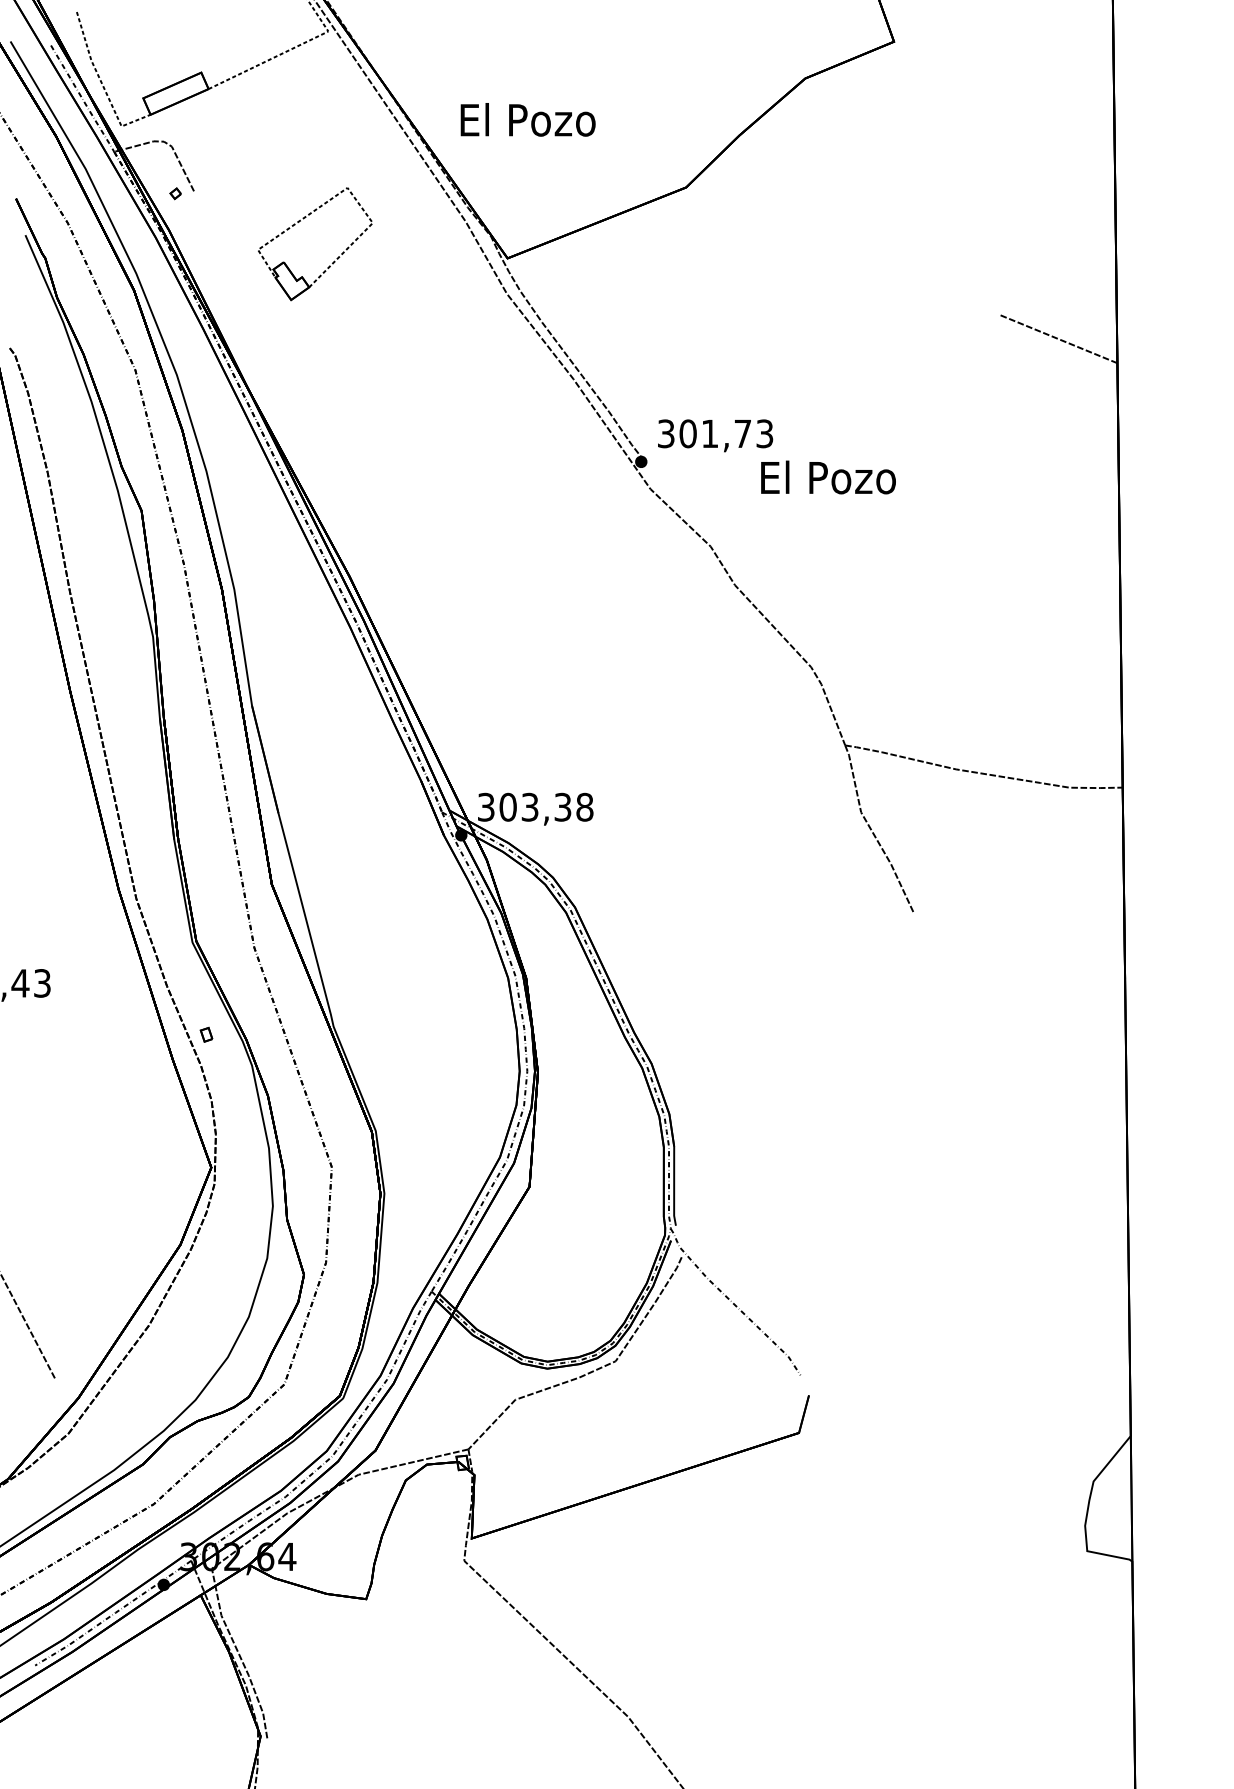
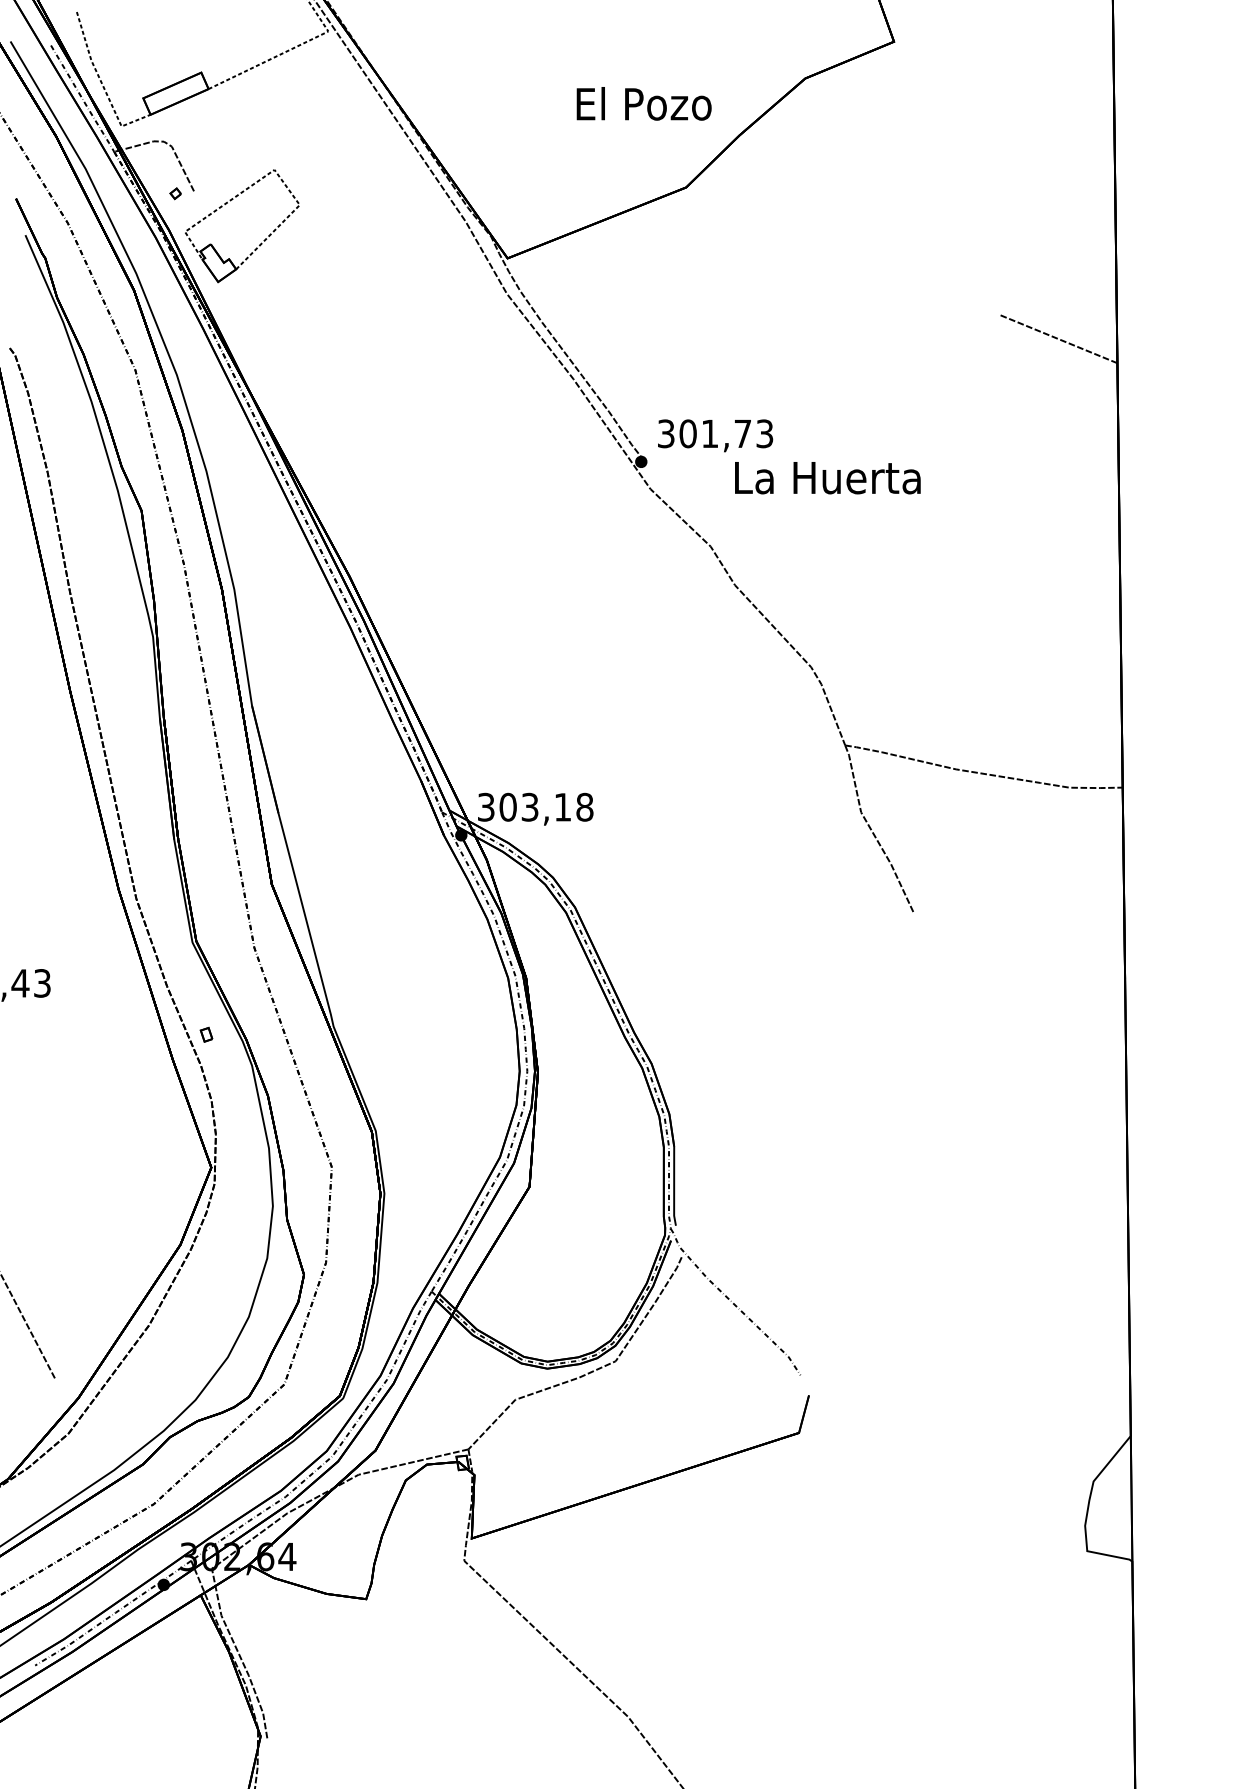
text position: (527, 119) -> (643, 103) (643, 103)
part position: (333, 261) -> (260, 243) (260, 243)
text: El Pozo -> La Huerta (827, 477)
text: 303,38 -> 303,18 (562, 806)
